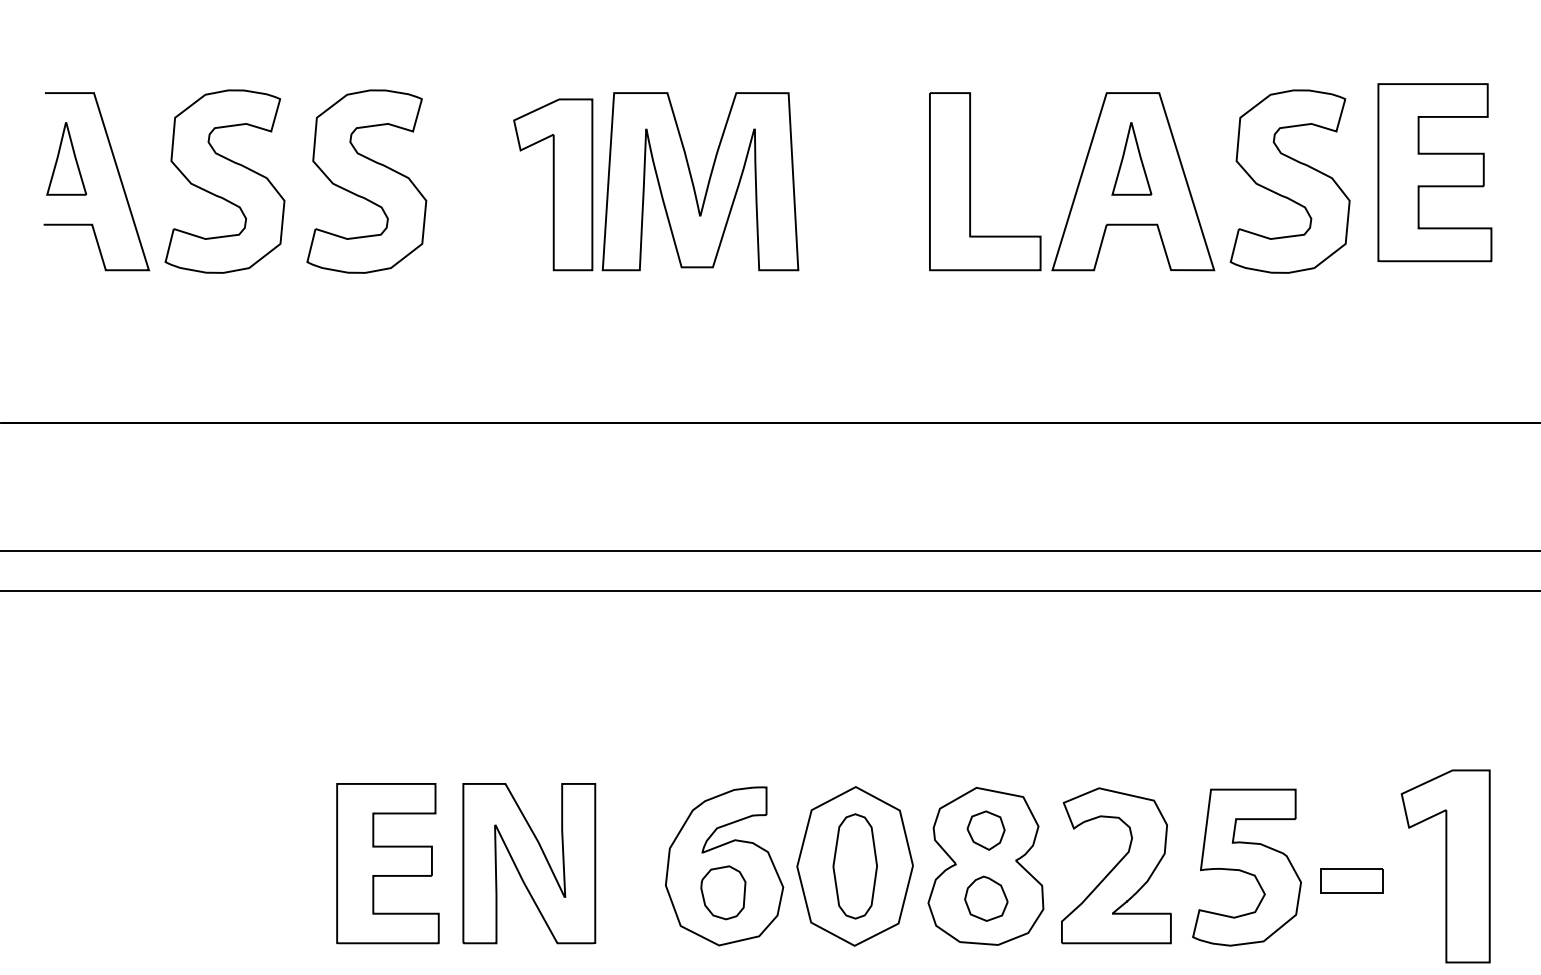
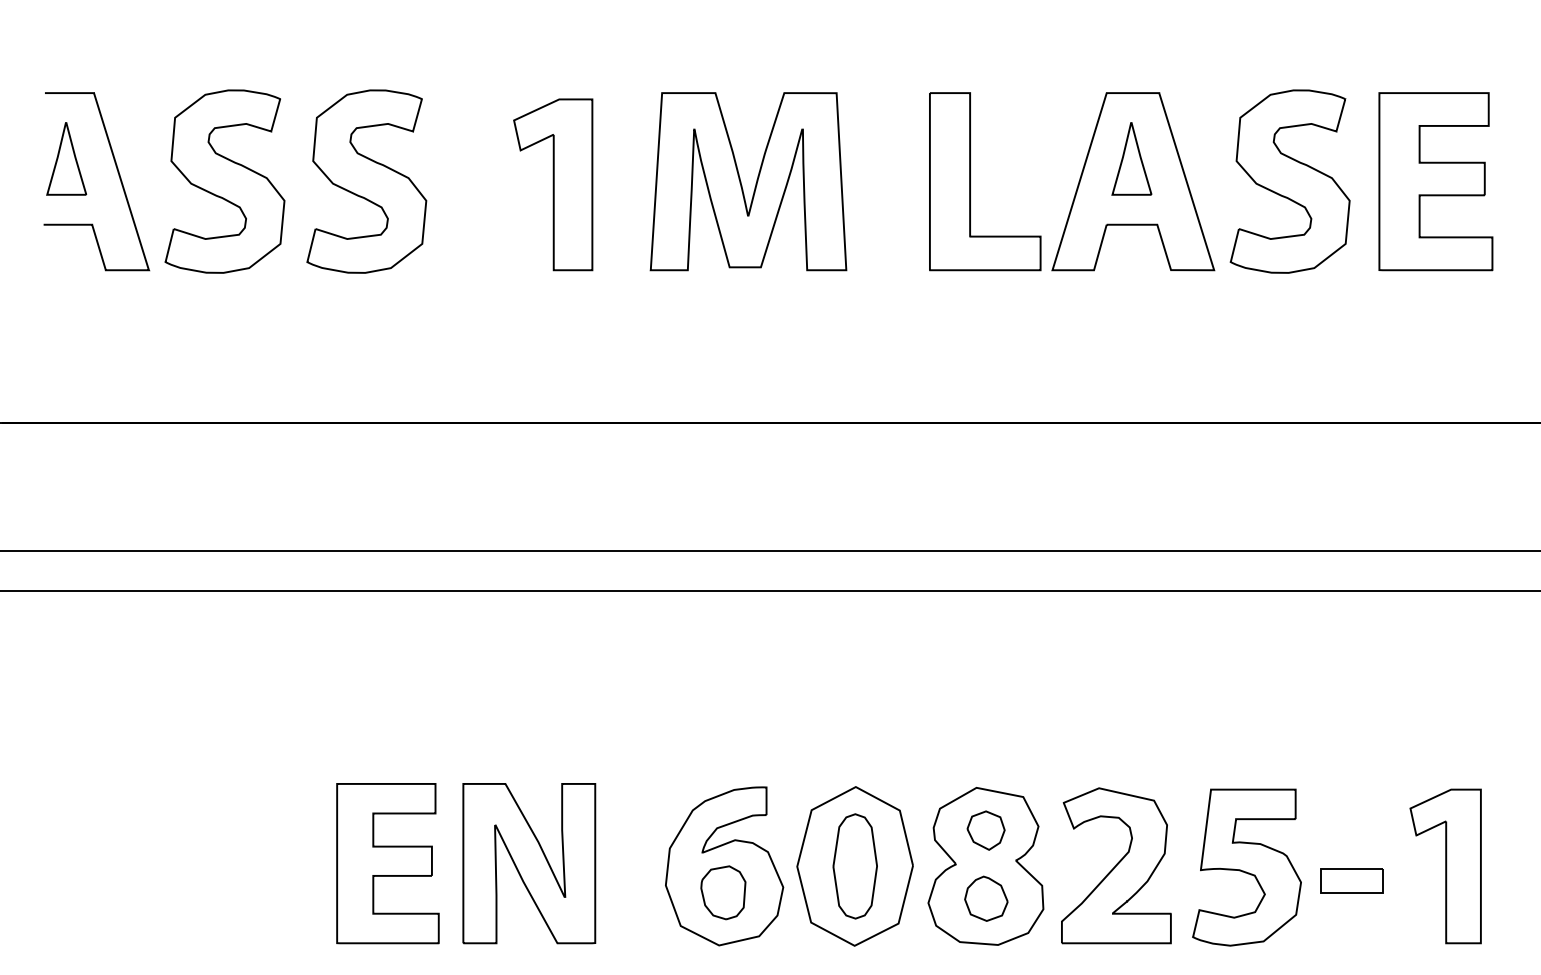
part position: (1434, 172) -> (1435, 181) (1435, 181)
part position: (693, 181) -> (741, 181) (741, 181)
part size: 91x195 px -> 73x157 px (1445, 866)
